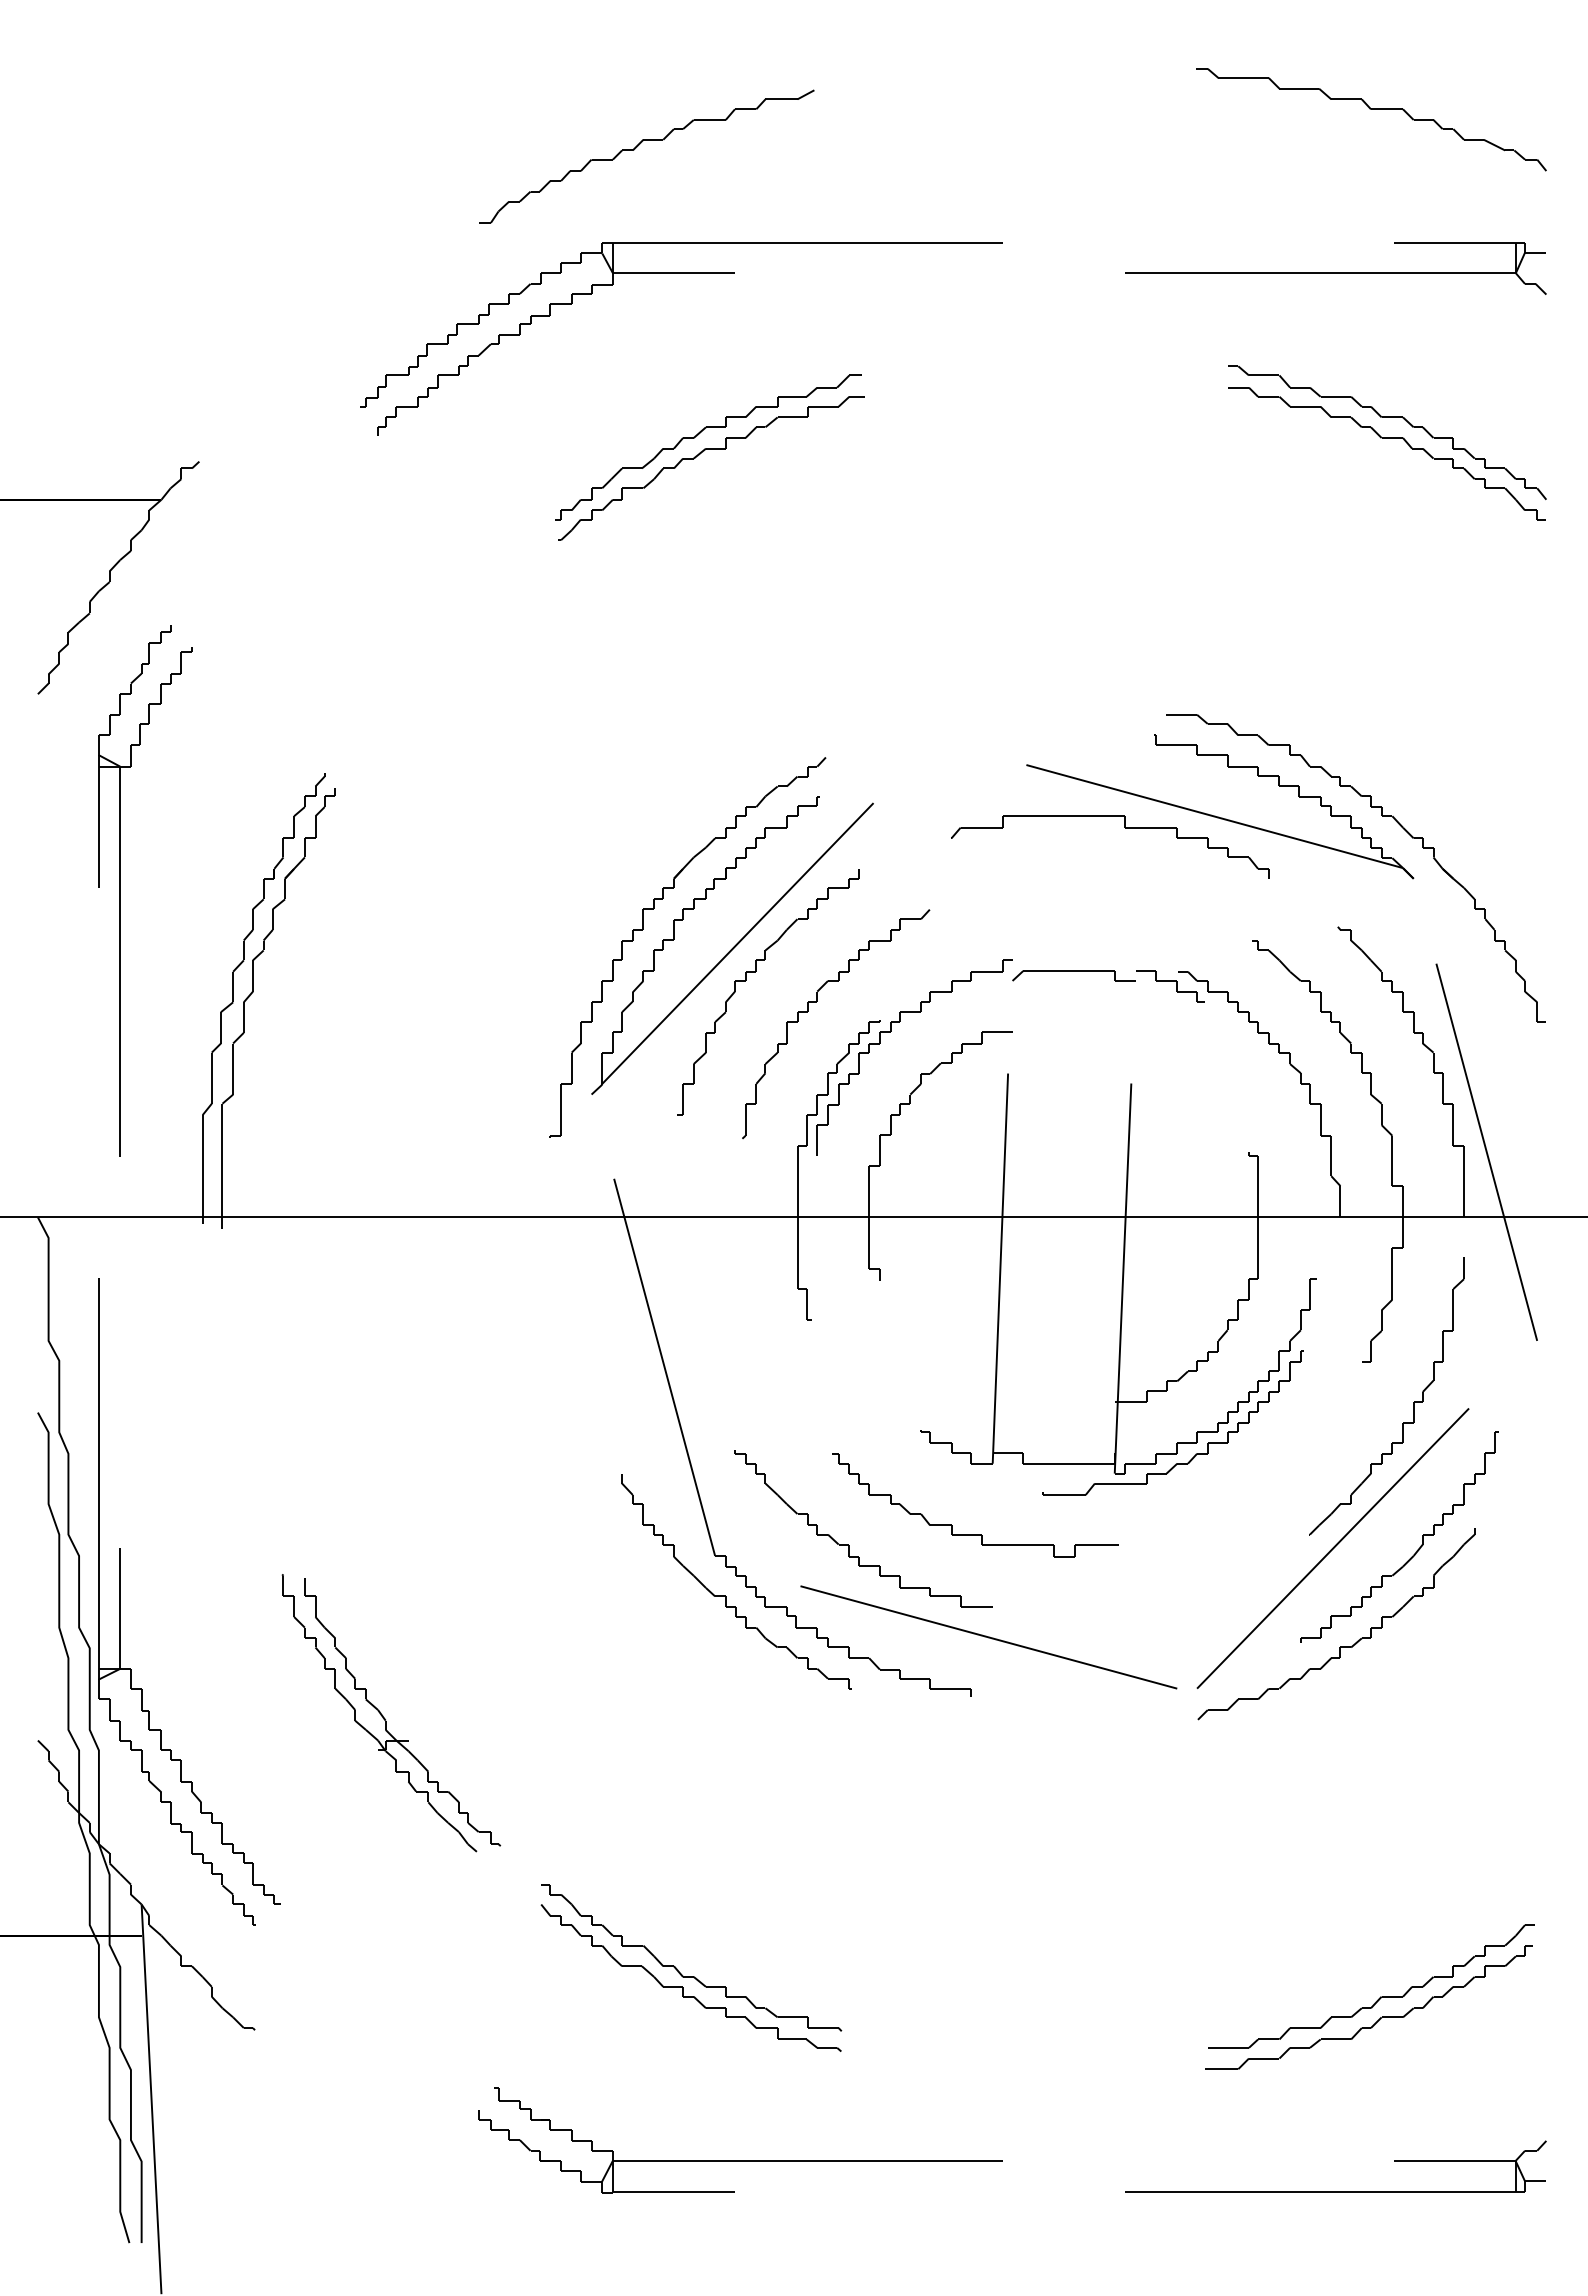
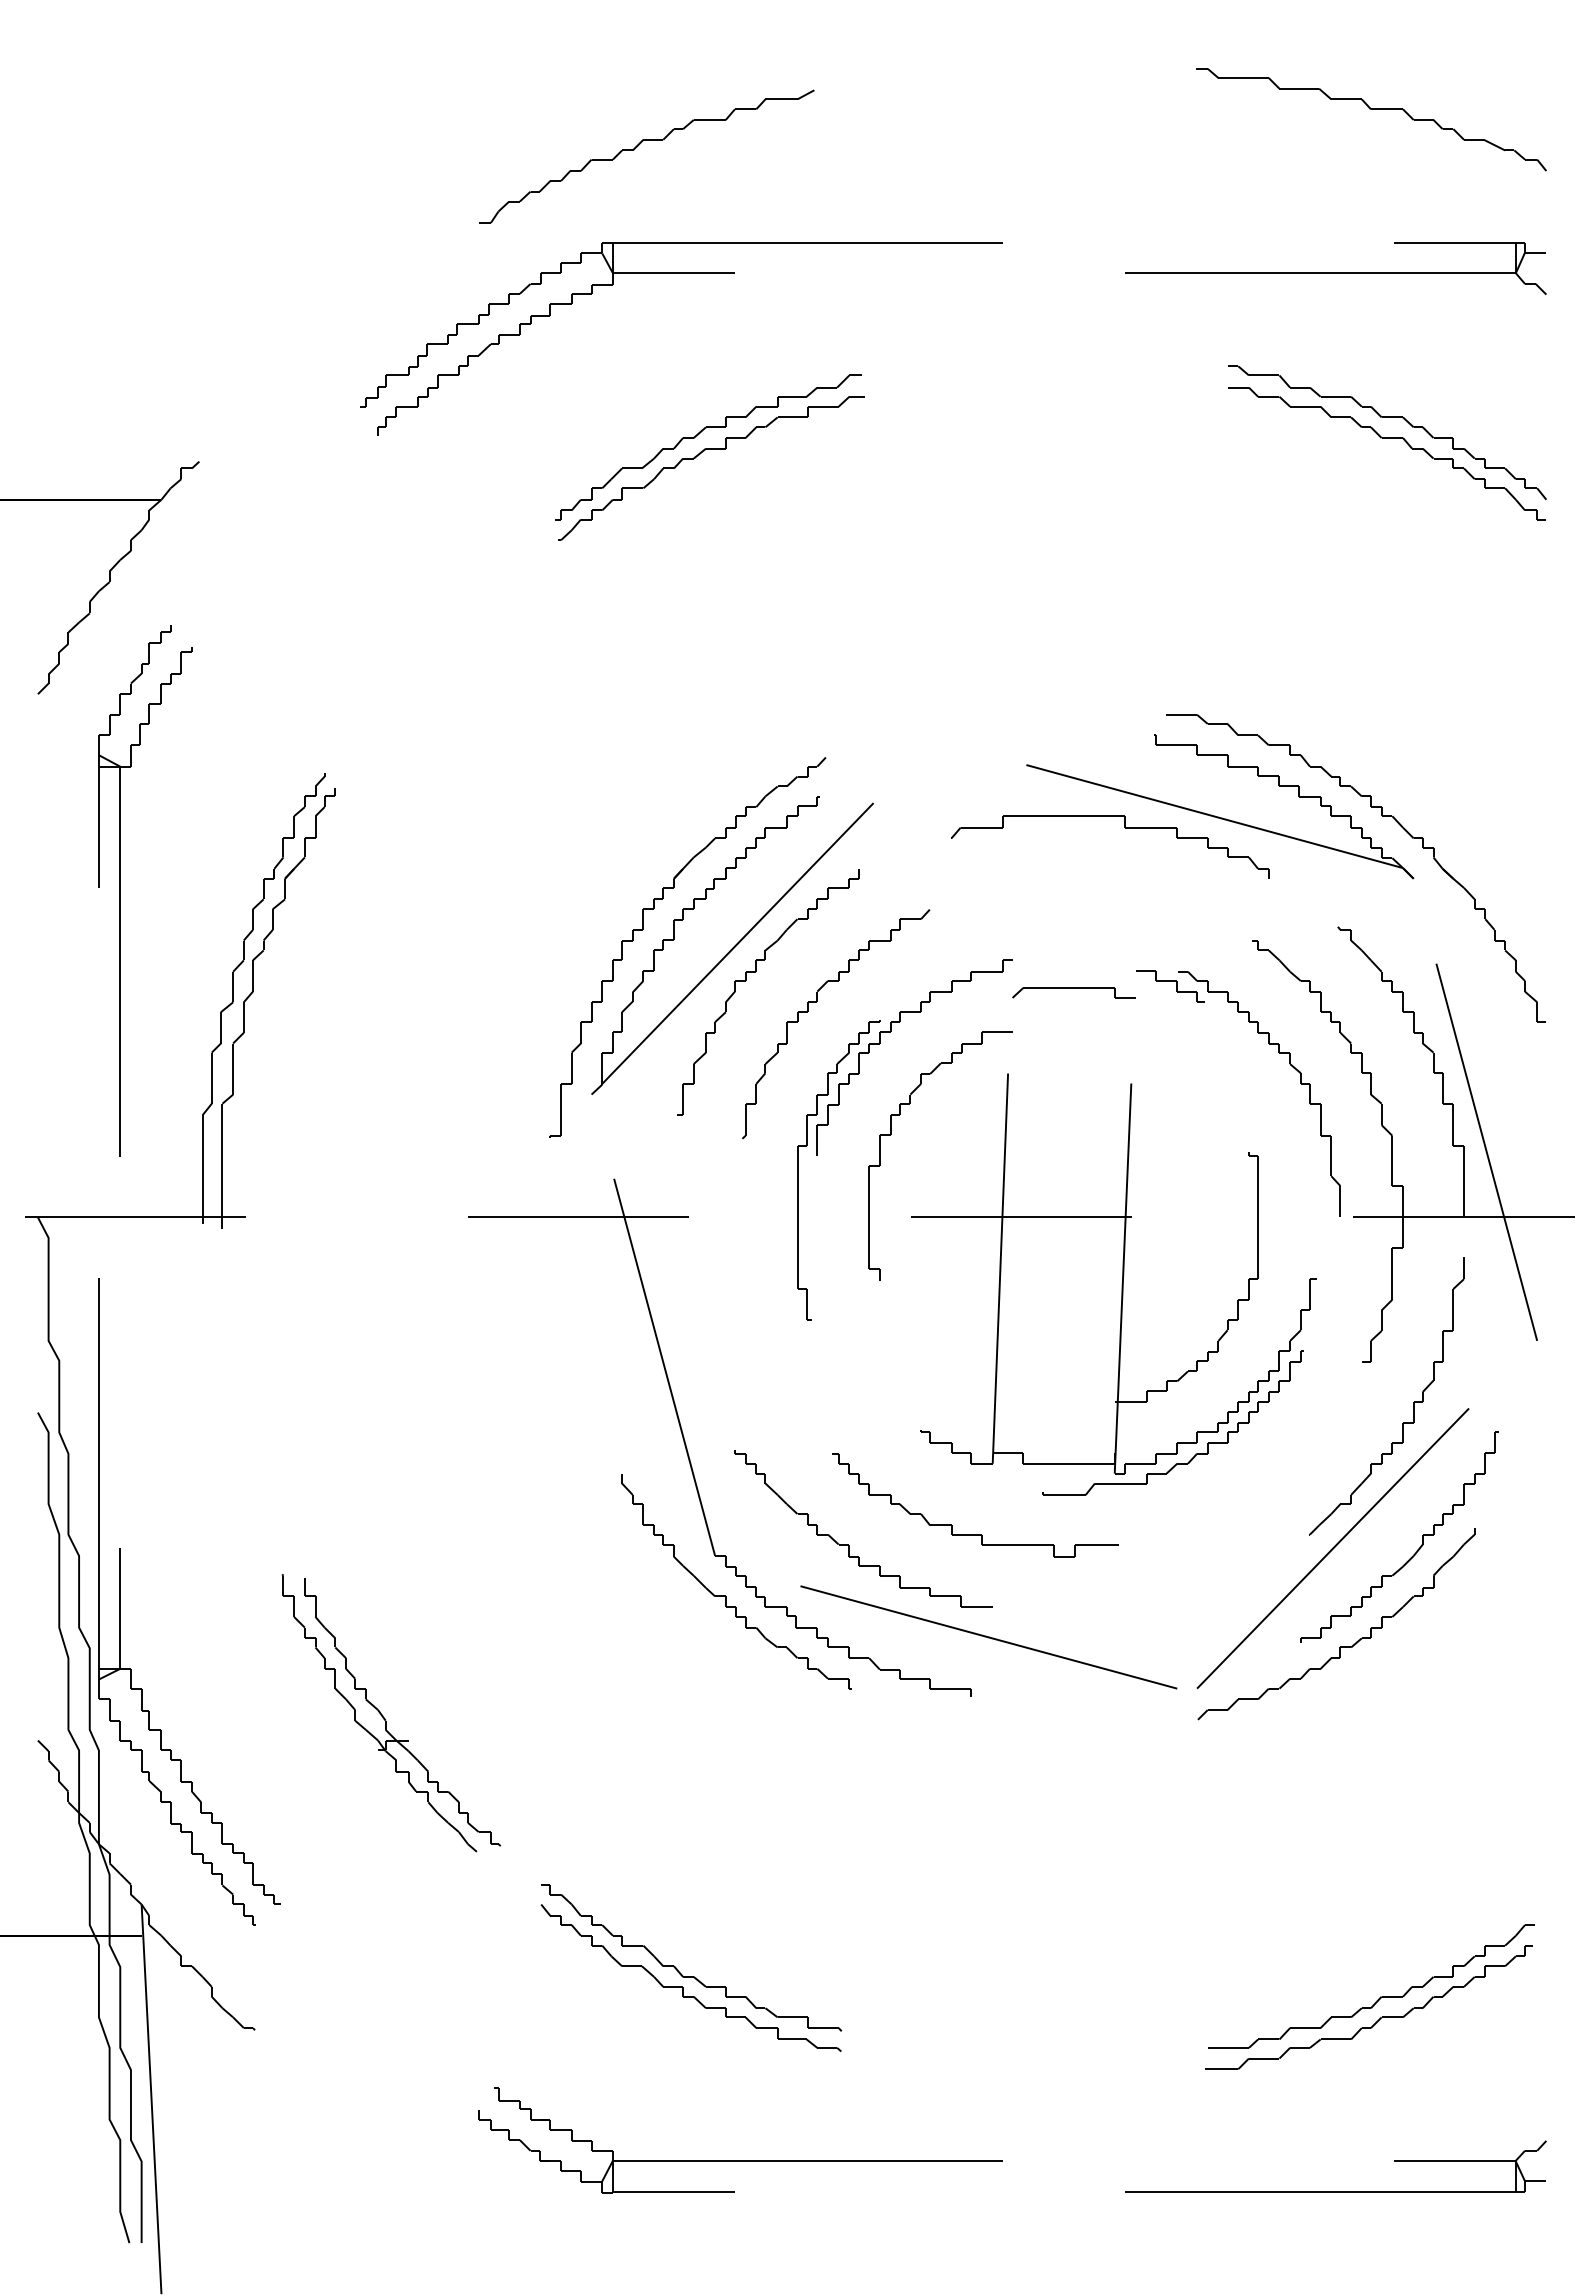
curve position: (1073, 971) -> (1073, 988) (1073, 988)
line: solid -> dashed (794, 1216)
